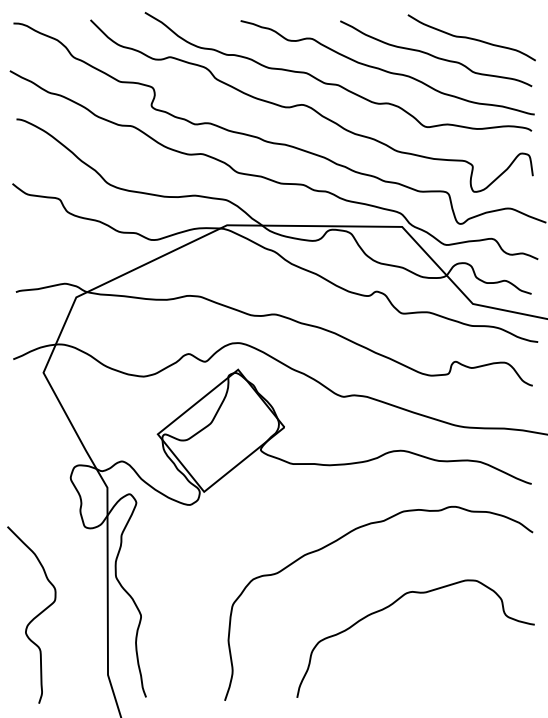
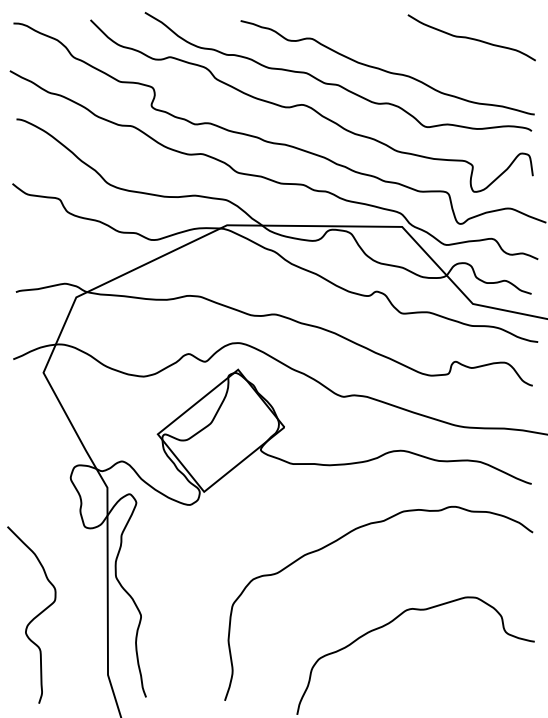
curve: present -> none (434, 55)
curve position: (393, 604) -> (393, 621) (393, 621)
